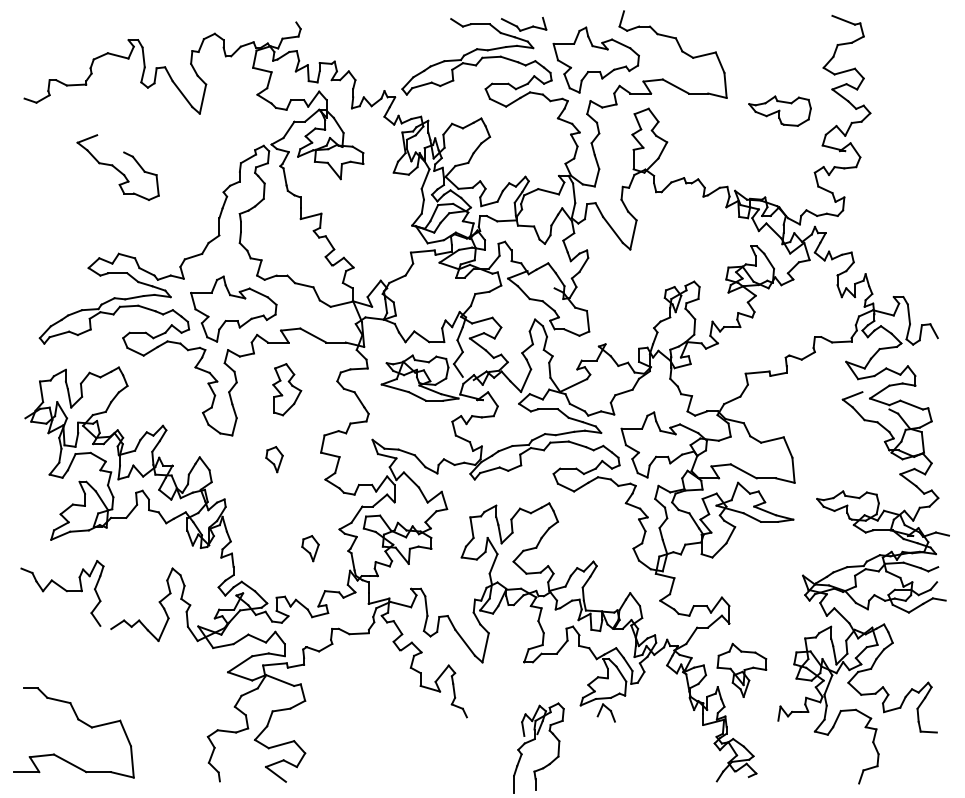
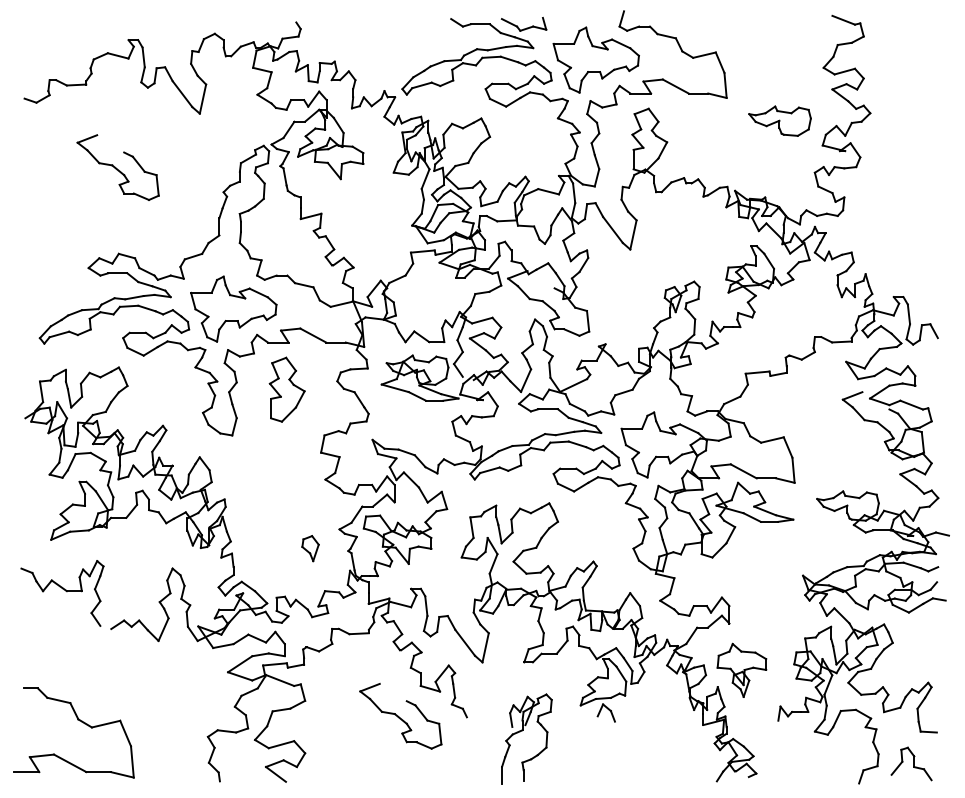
part position: (779, 110) -> (779, 120) (779, 120)
part size: 31x54 px -> 38x67 px (286, 389)
part: present -> none (274, 459)
part: none -> present (400, 716)
part position: (534, 740) -> (522, 731) (522, 731)
part: none -> present (911, 763)
